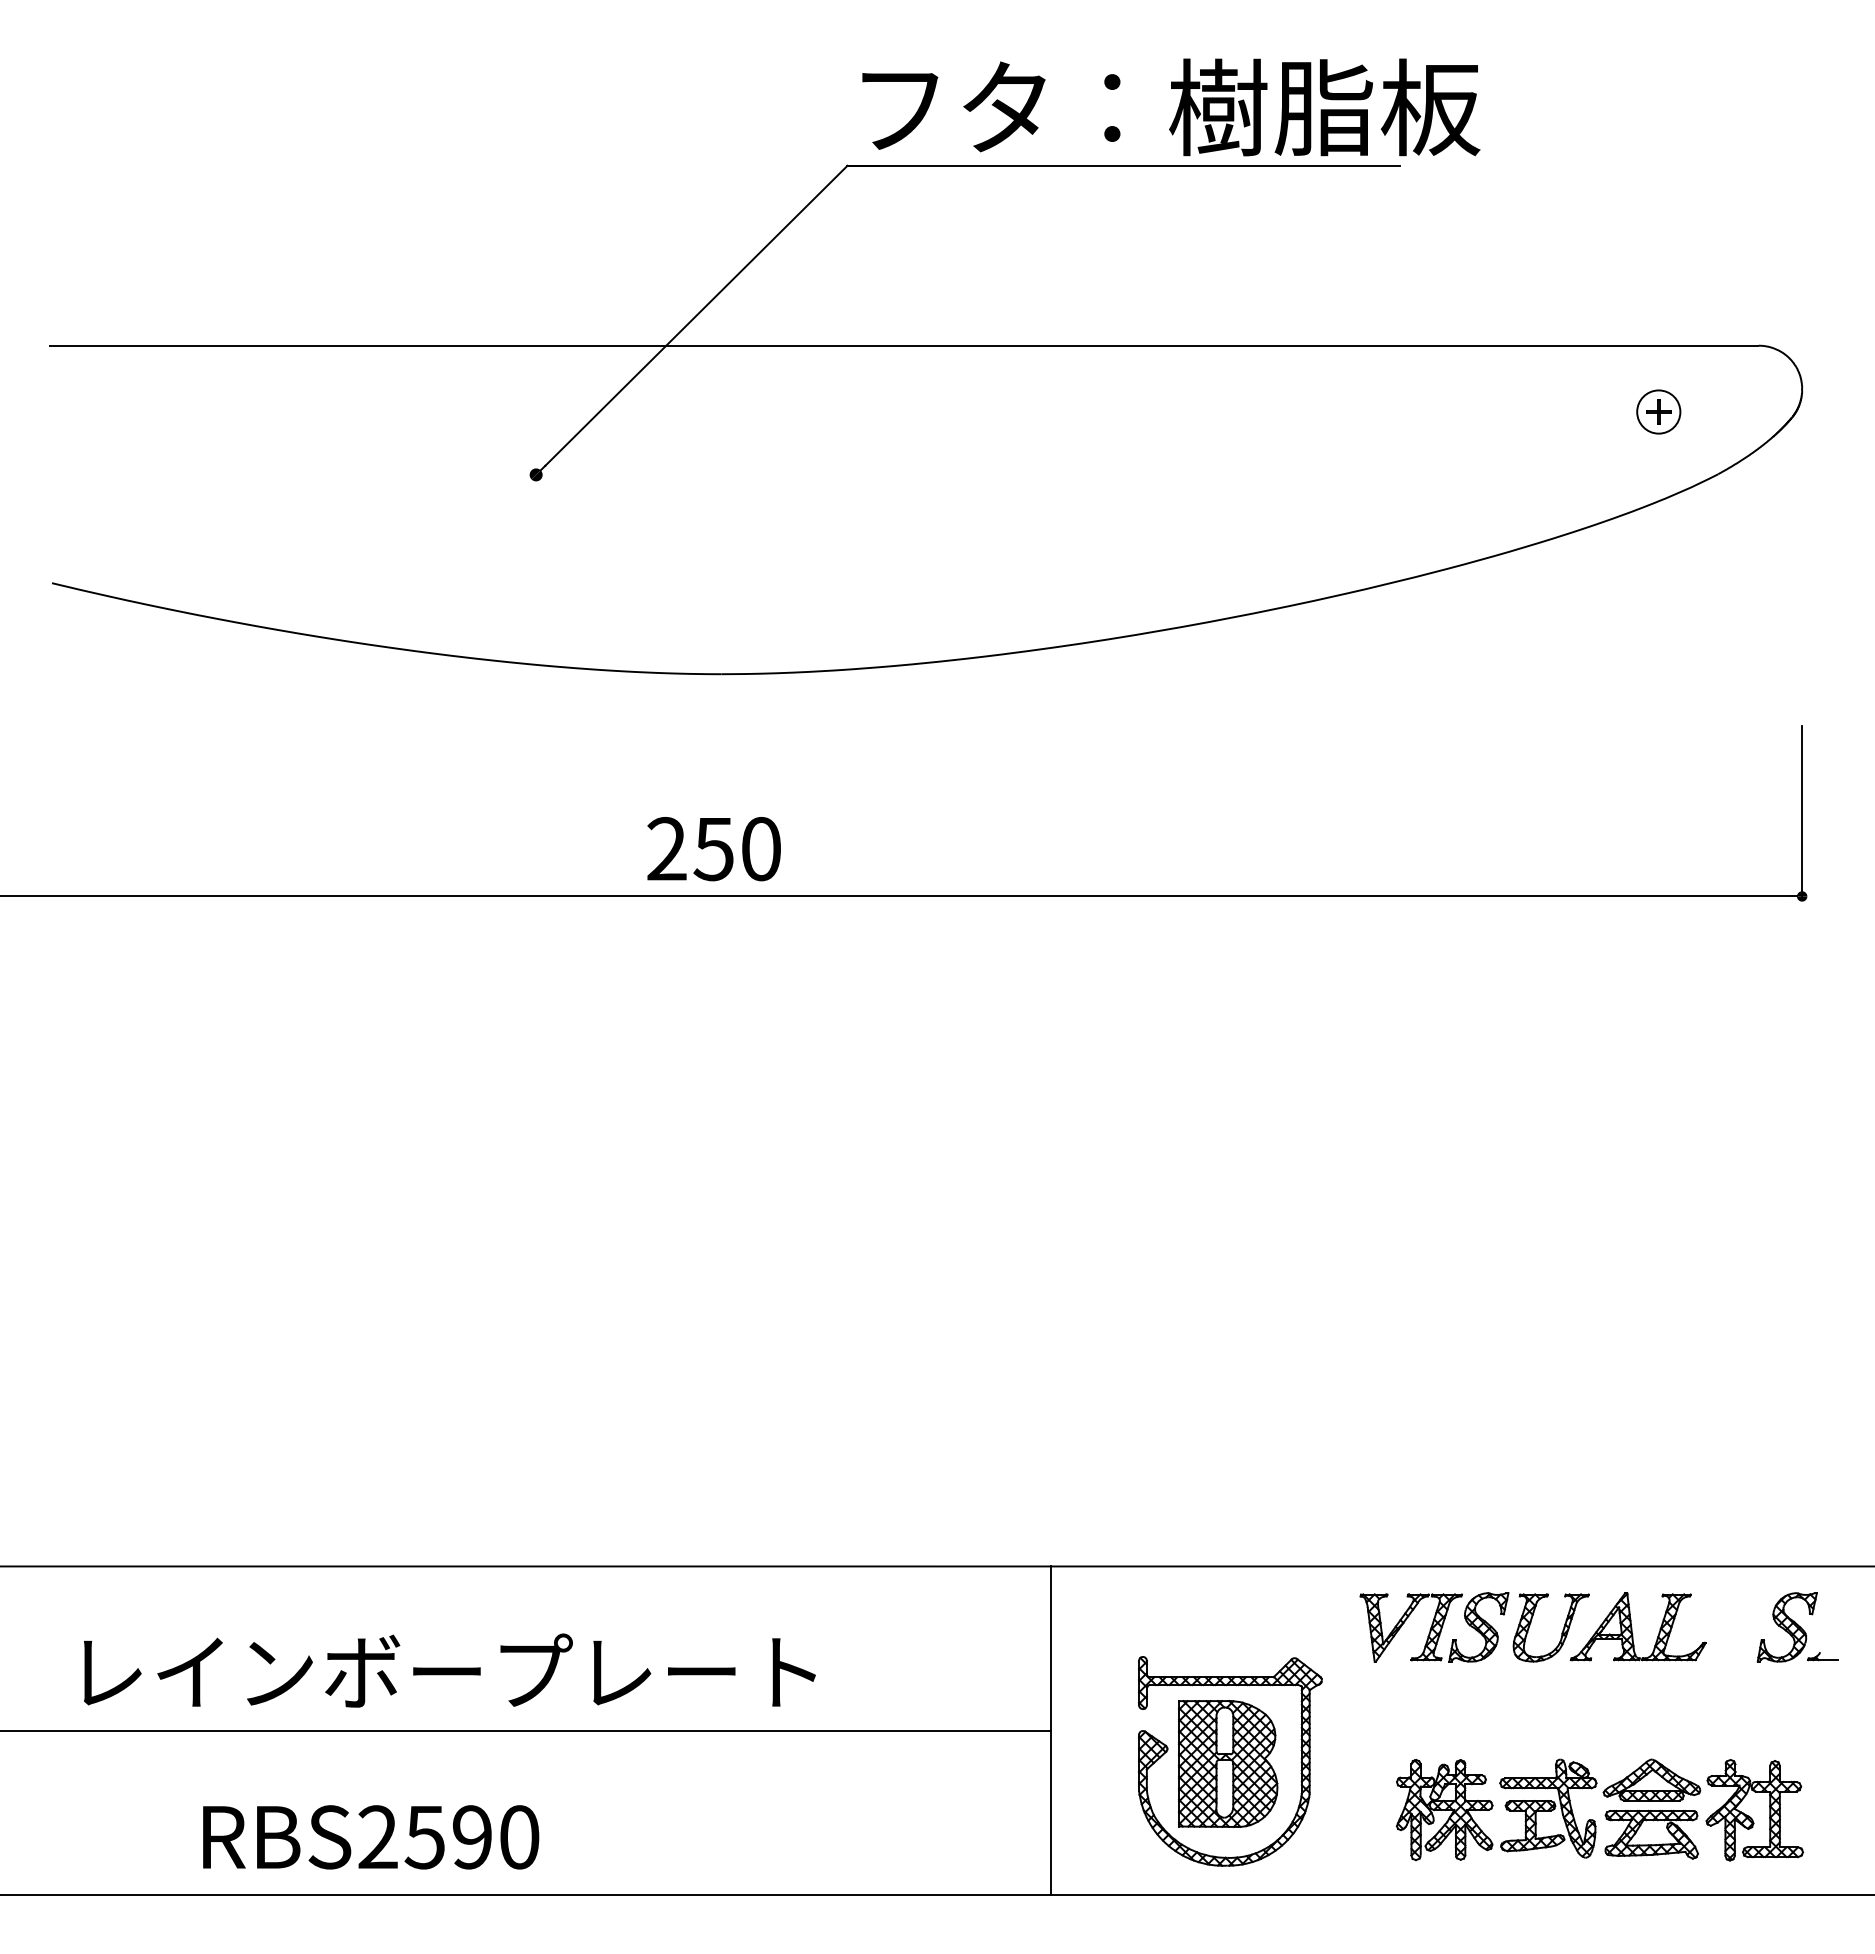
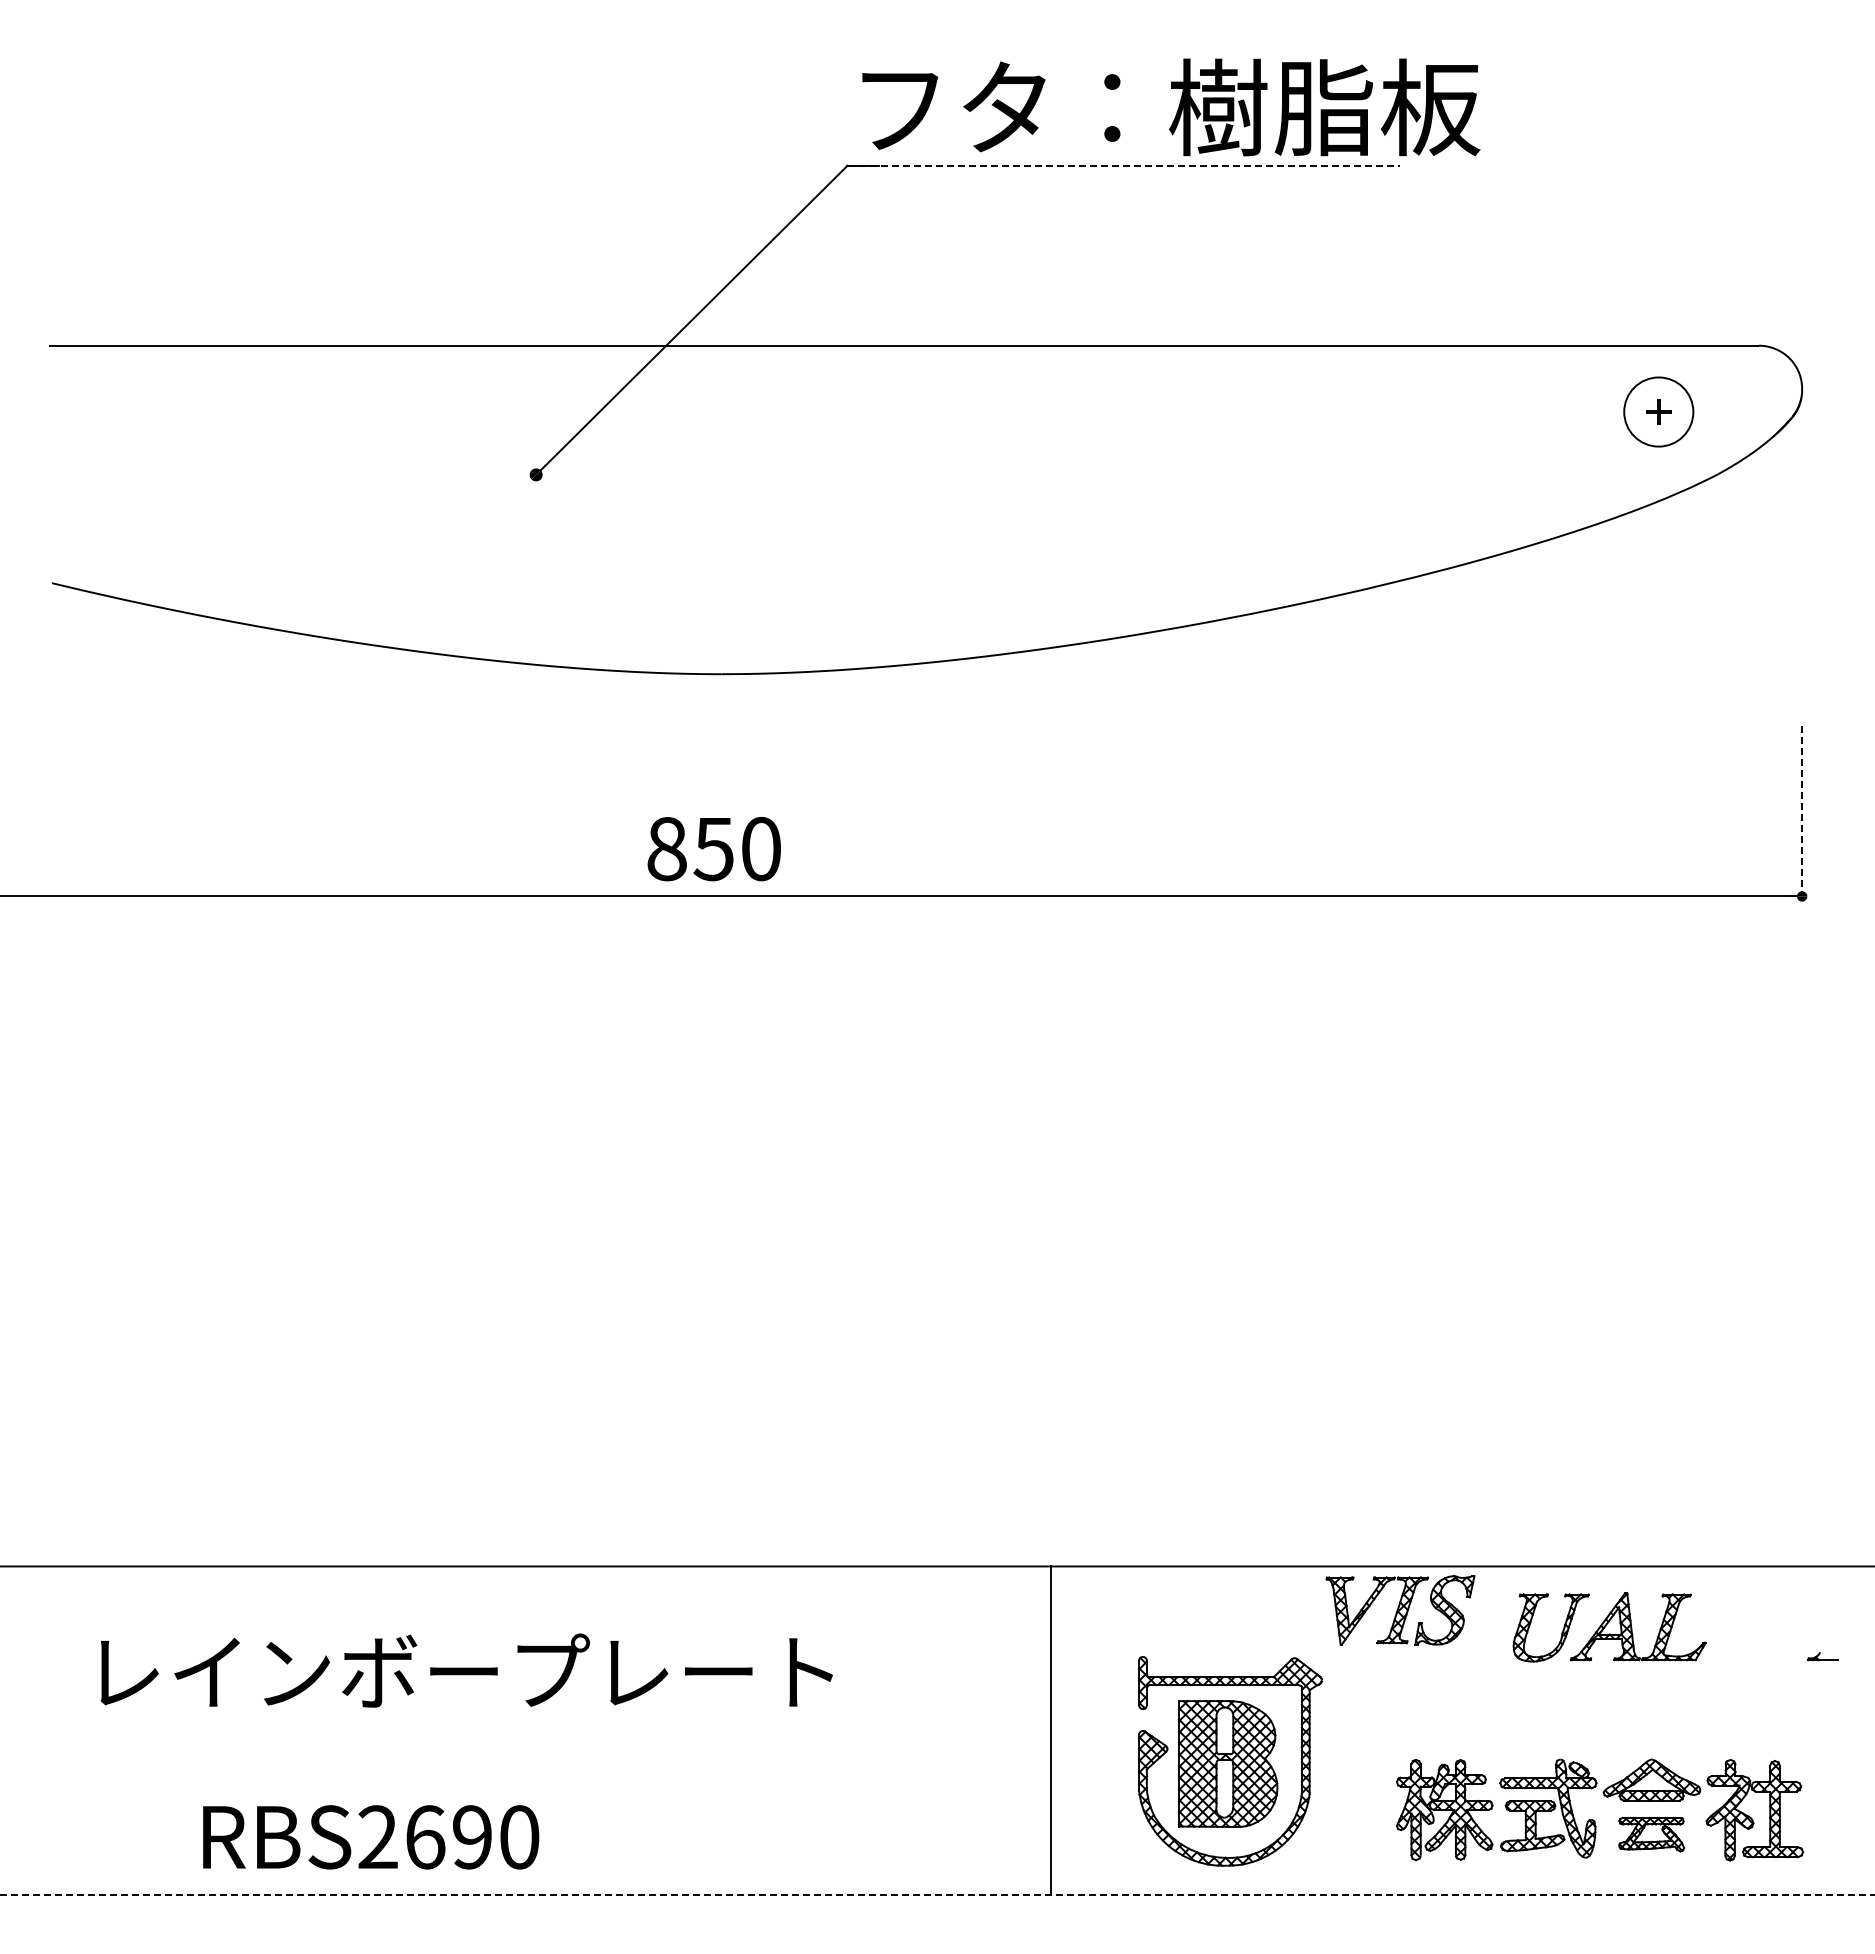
line: solid -> dashed (1123, 165)
circle diameter: 43 px -> 69 px (1658, 411)
line: solid -> dashed (1802, 811)
text: 250 -> 850 (666, 849)
part position: (1434, 1627) -> (1400, 1610) (1400, 1610)
part: present -> none (1786, 1627)
text position: (449, 1670) -> (466, 1670) (466, 1670)
line: present -> none (526, 1730)
part size: 95x51 px -> 68x36 px (1651, 1834)
text: RBS2590 -> RBS2690 (424, 1837)
line: solid -> dashed (937, 1895)
